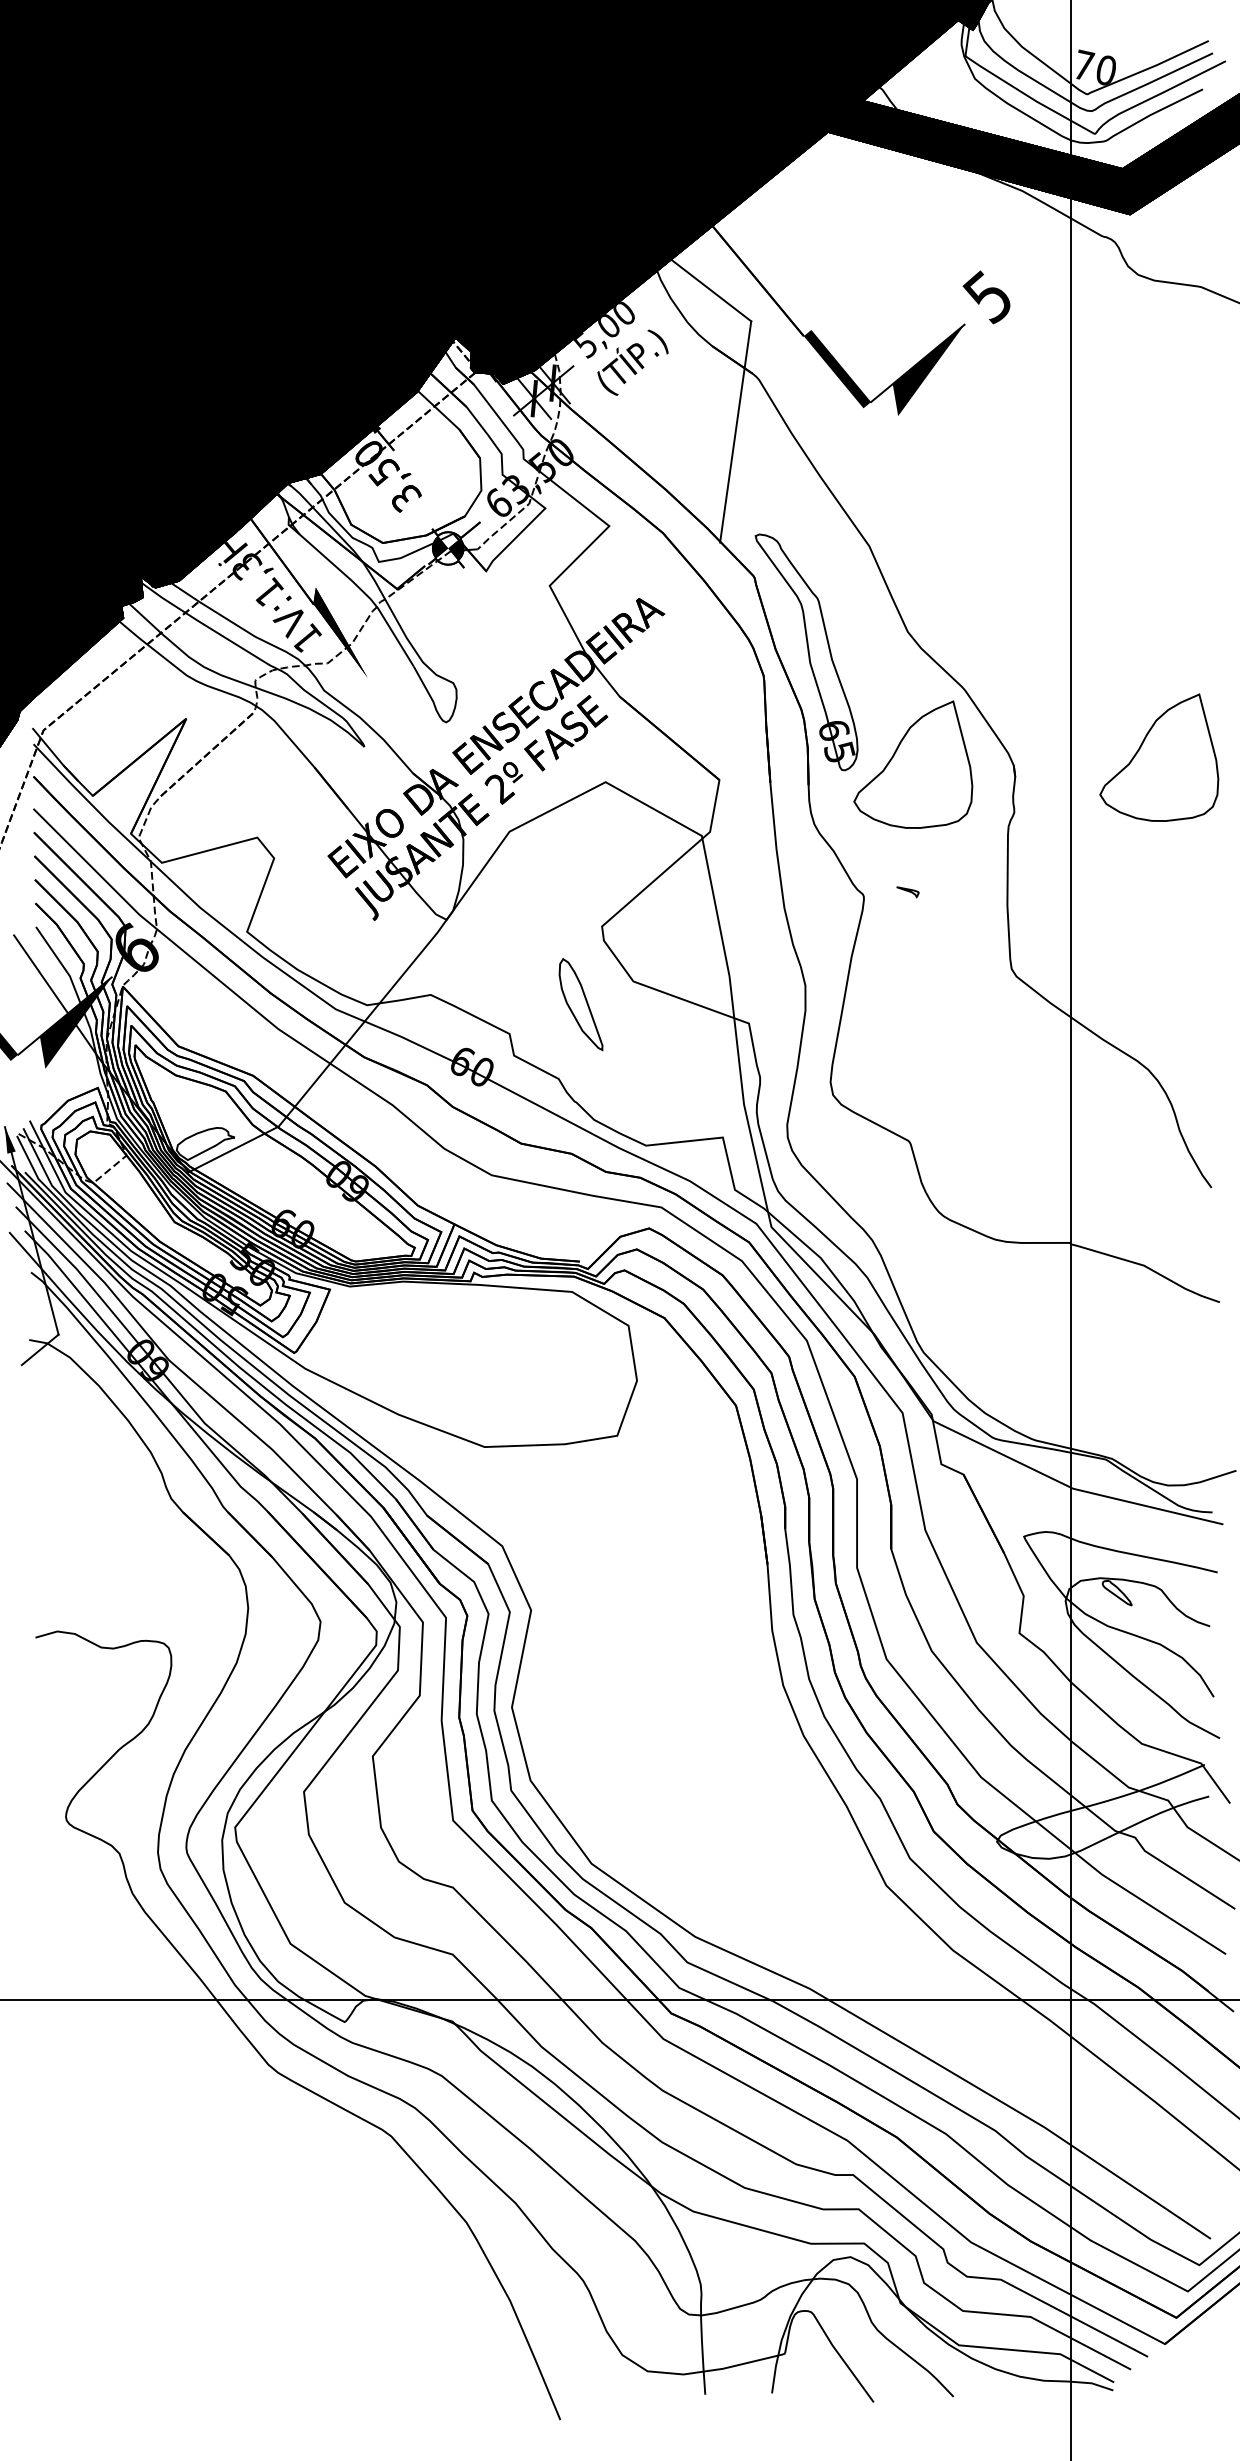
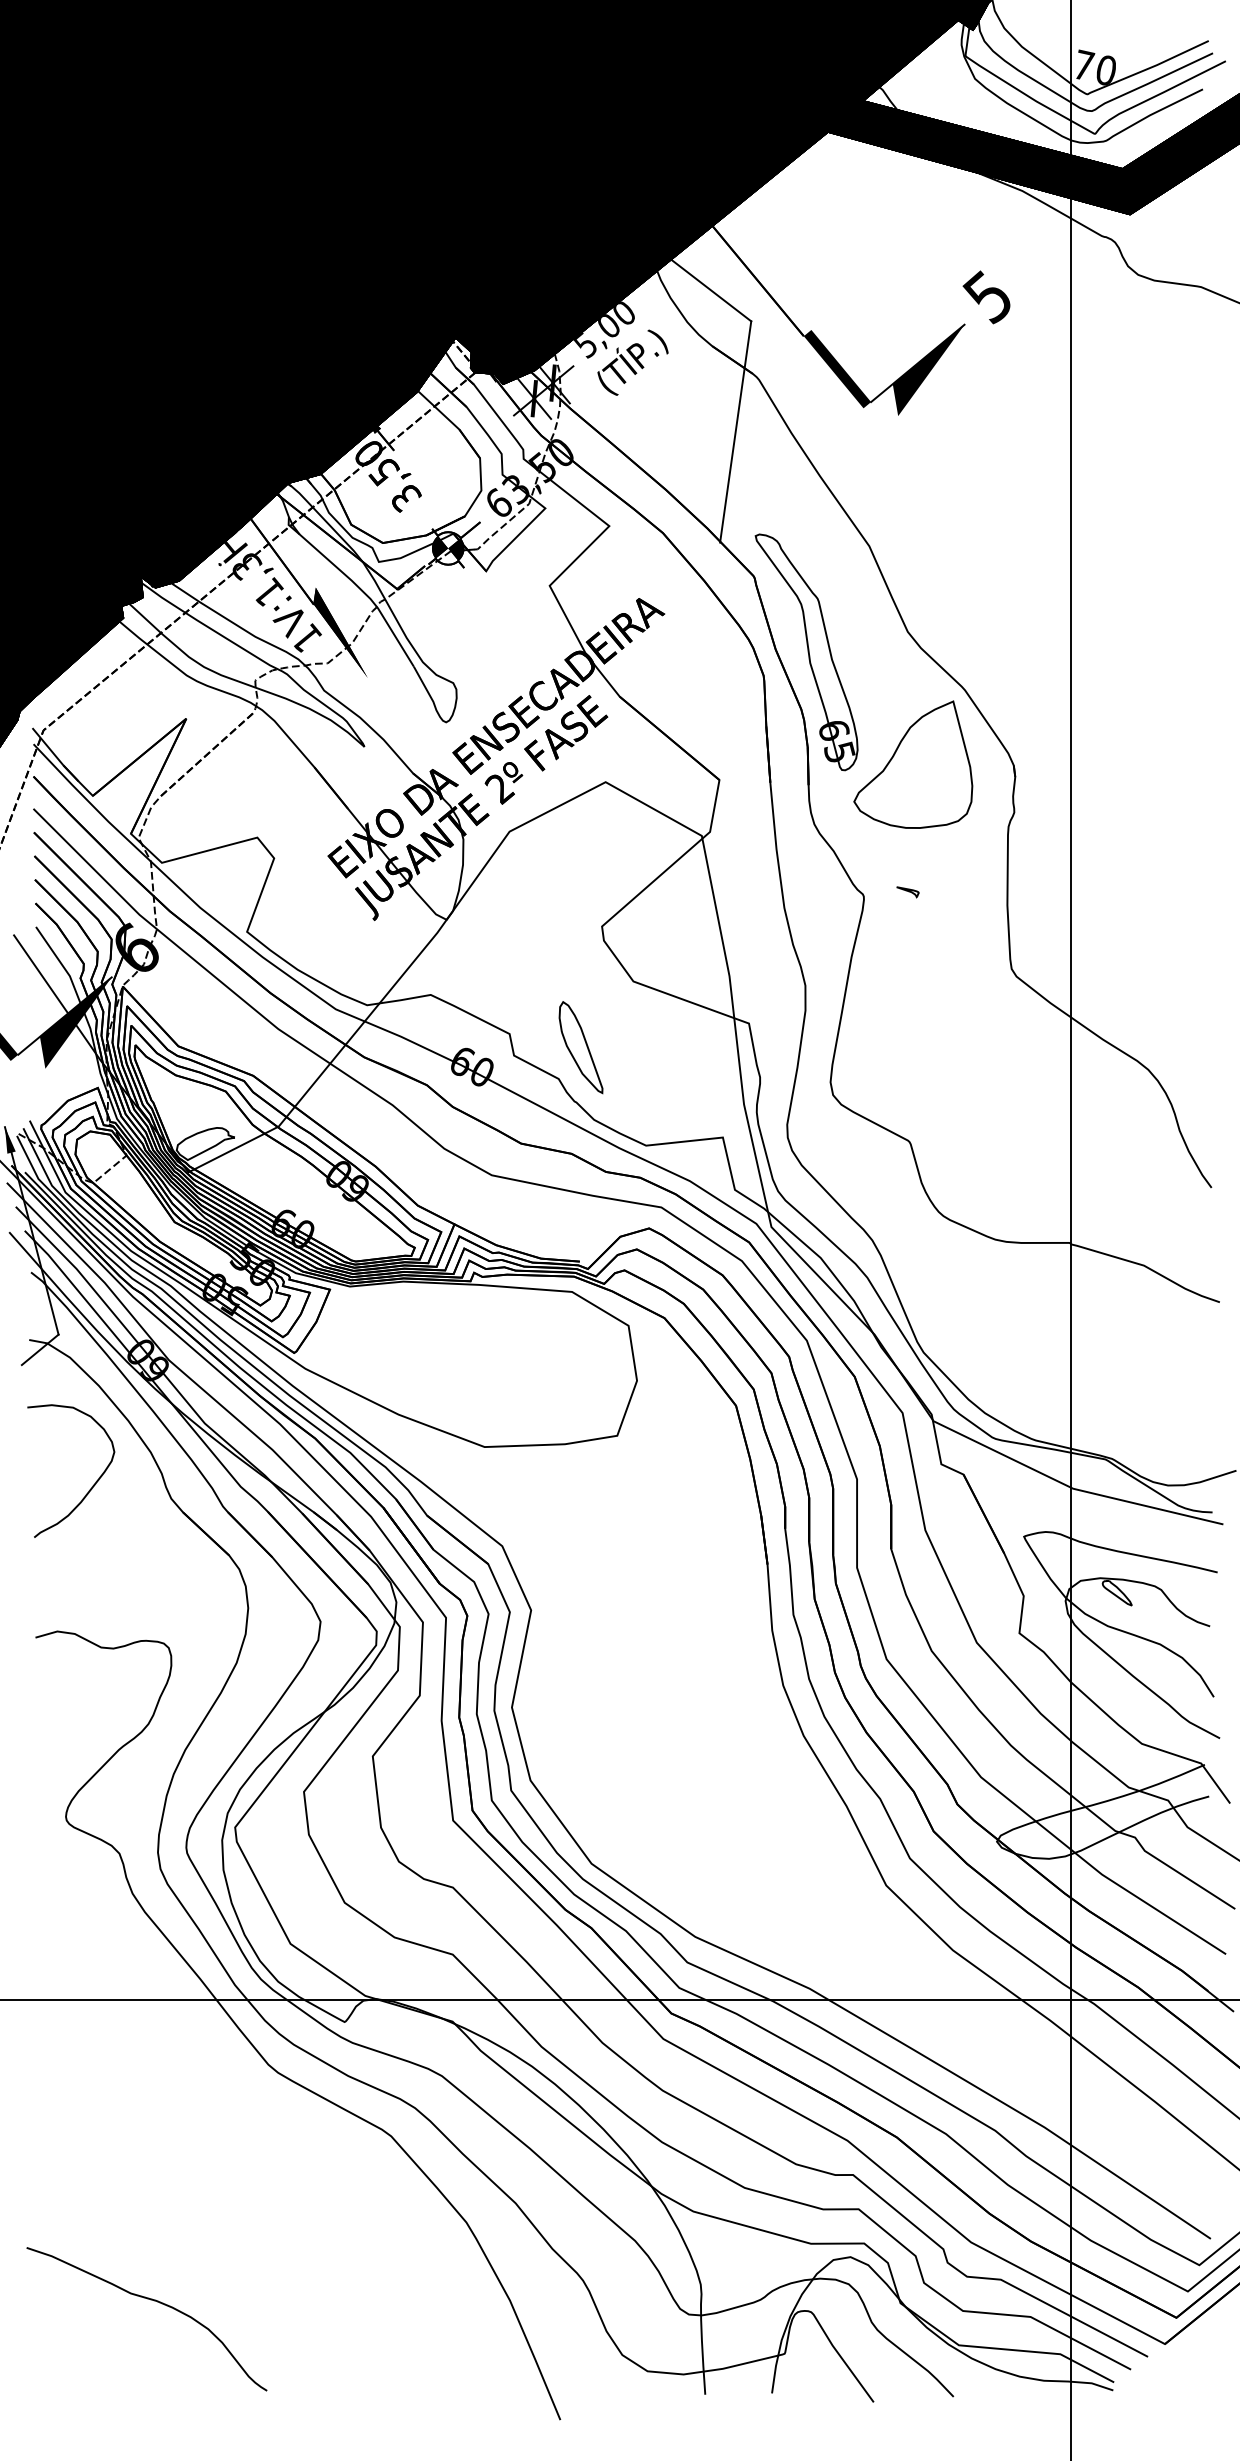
part: present -> none (1159, 757)
part position: (580, 1004) -> (580, 1047) (580, 1047)
curve: none -> present (92, 1485)
curve: none -> present (150, 2300)
